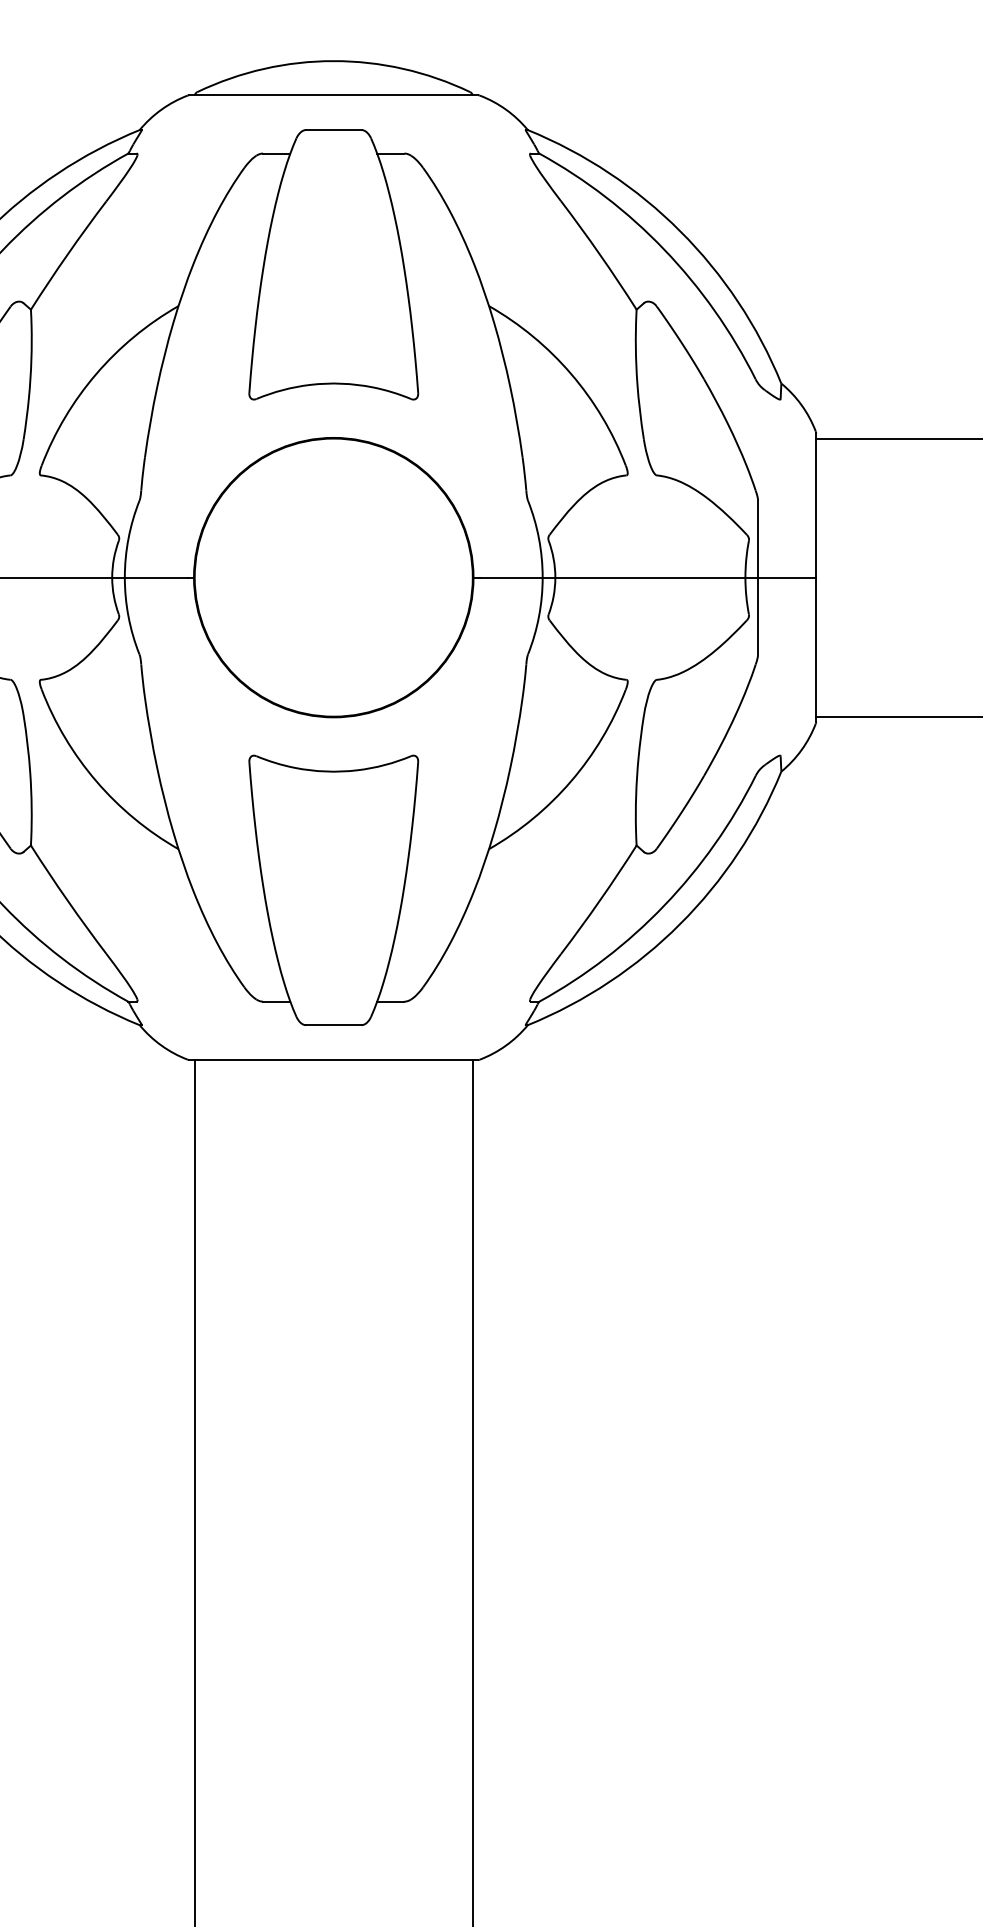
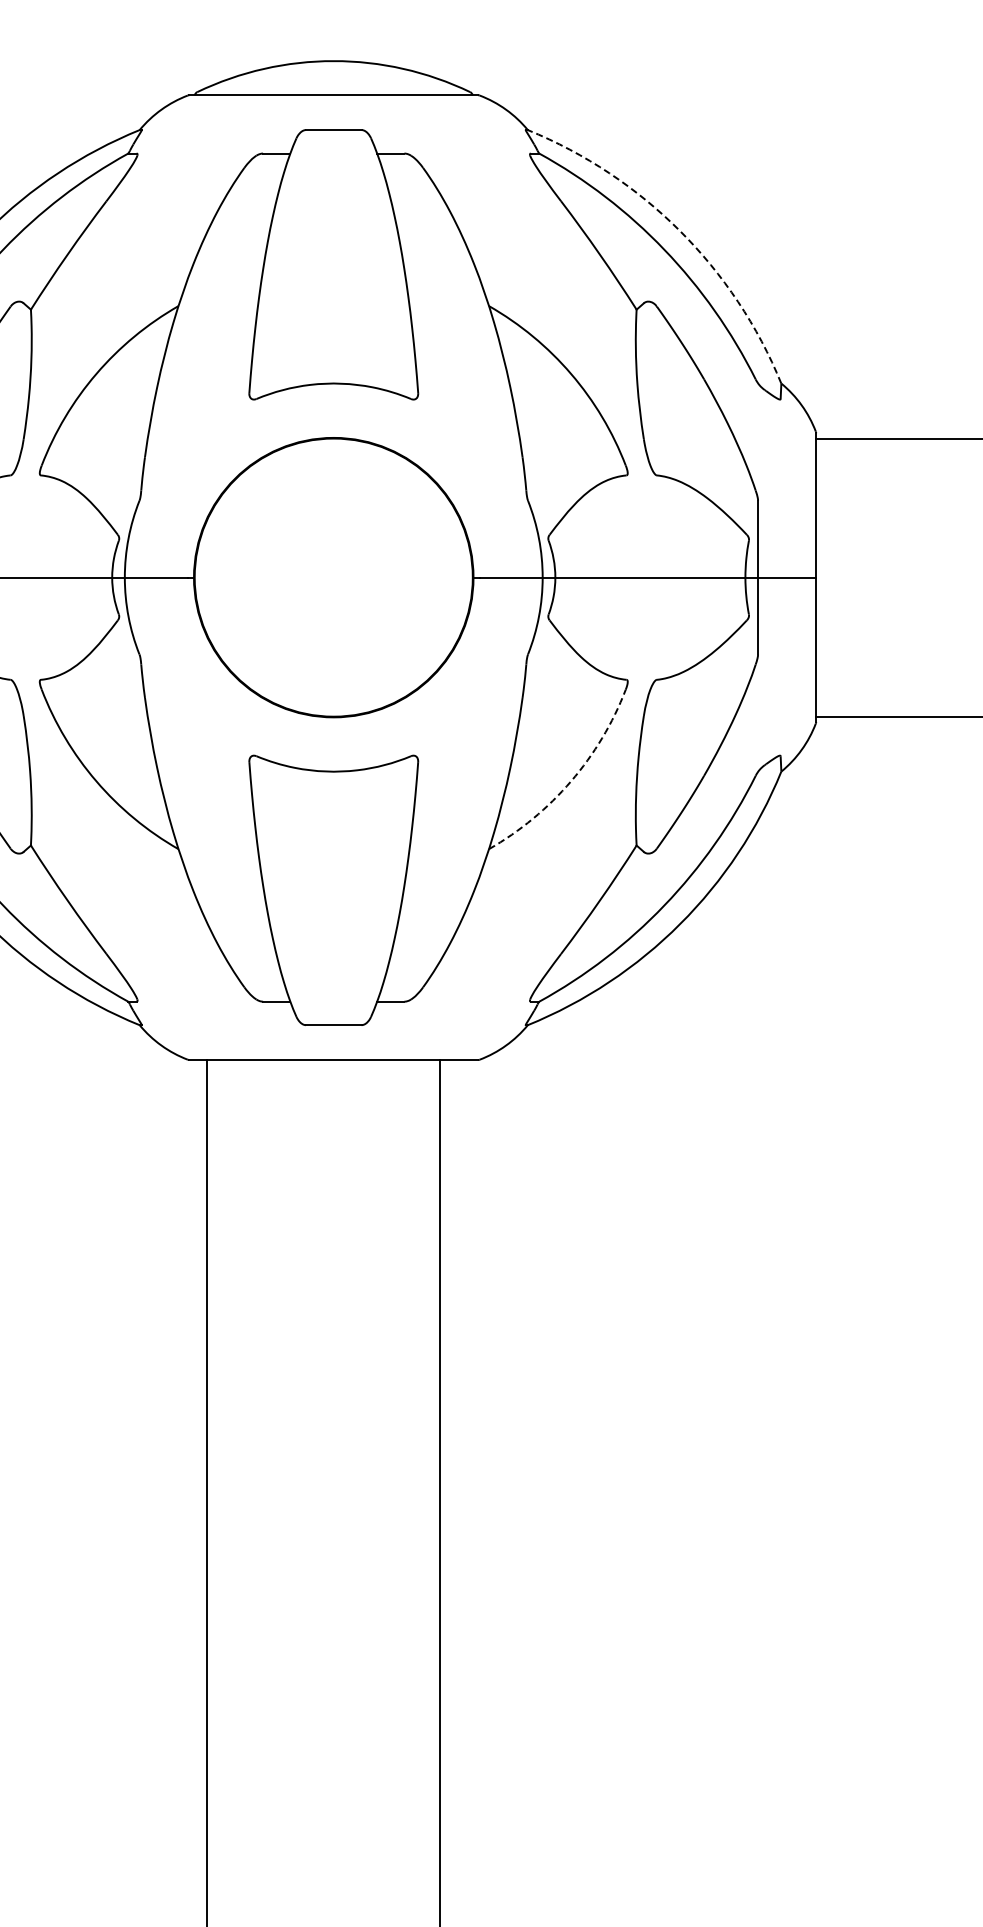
arc: solid -> dashed (680, 231)
arc: solid -> dashed (571, 781)
line position: (194, 1491) -> (206, 1491) (206, 1491)
line position: (472, 1491) -> (439, 1491) (439, 1491)
